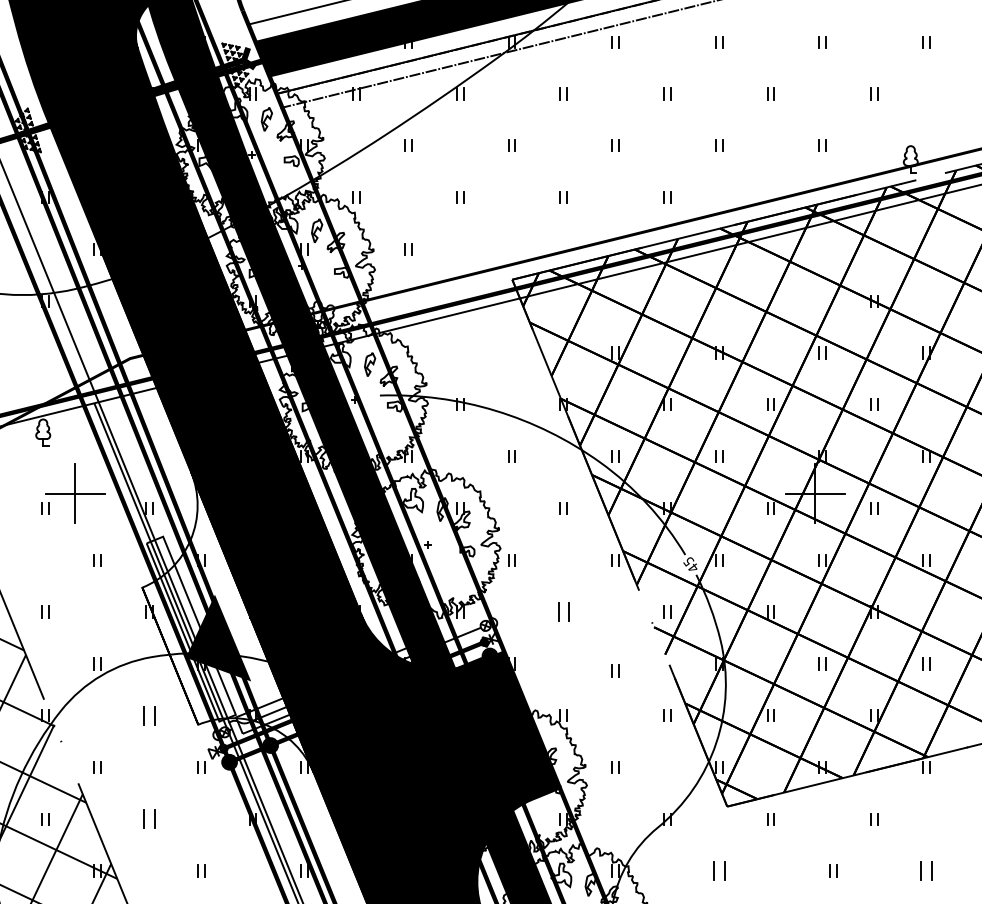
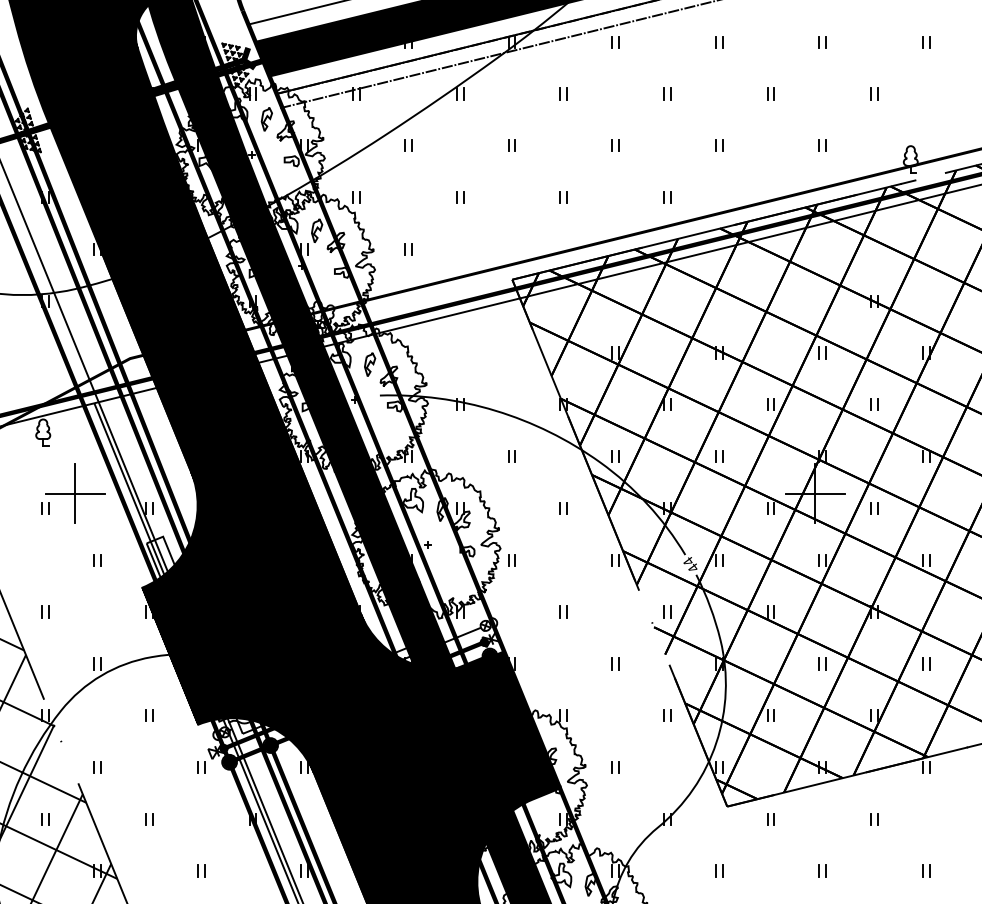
text: 45 -> 44 (688, 561)
part size: 12x20 px -> 9x14 px (563, 611)
fill: none -> present (228, 622)
part position: (615, 670) -> (615, 663) (615, 663)
part size: 13x20 px -> 9x13 px (149, 715)
part size: 13x20 px -> 9x13 px (149, 819)
part size: 13x20 px -> 9x14 px (719, 870)
part position: (833, 870) -> (822, 870) (822, 870)
part size: 13x20 px -> 9x14 px (926, 870)
